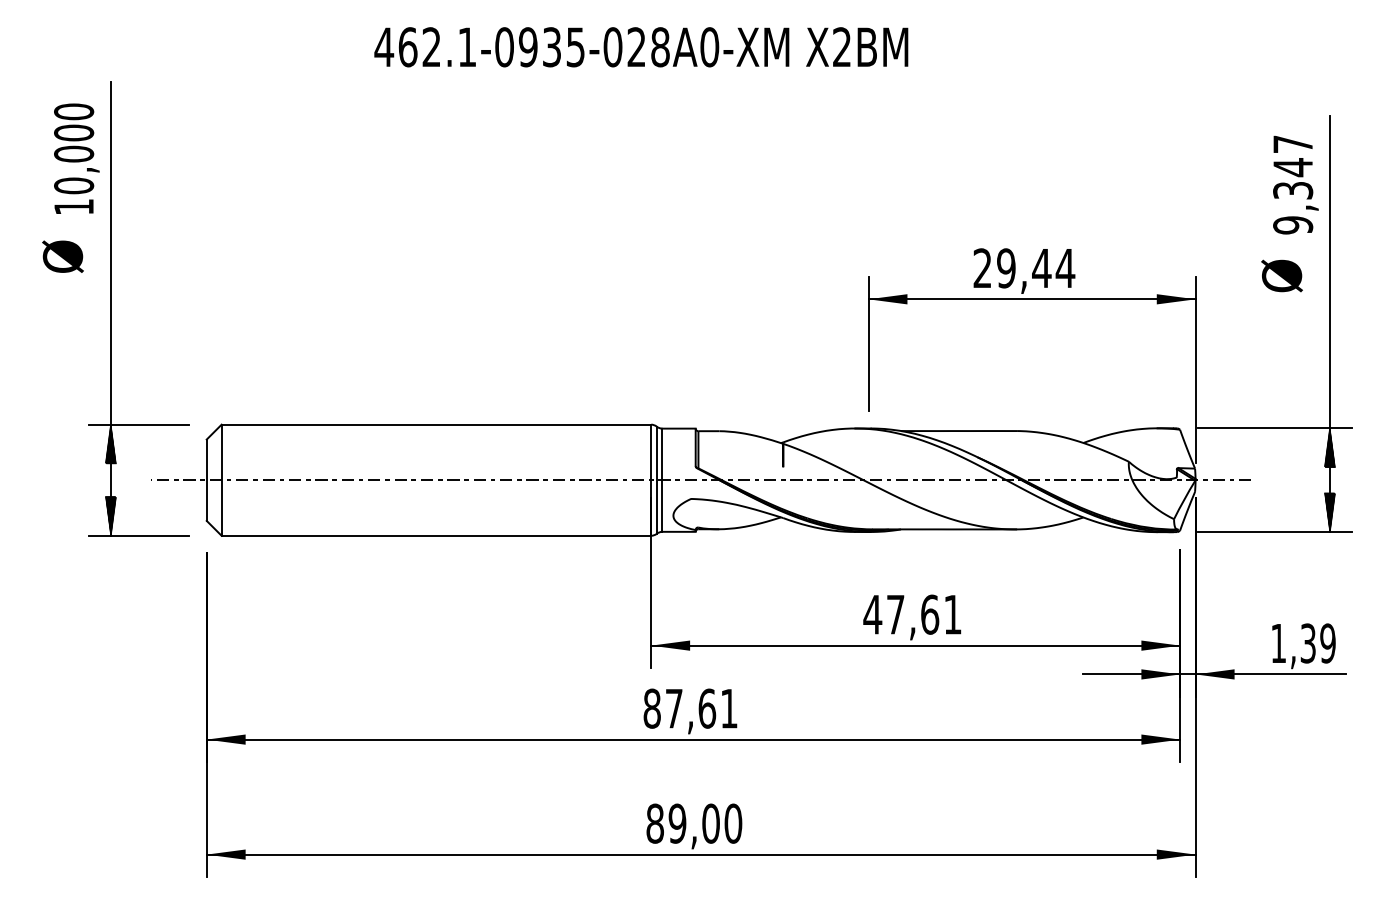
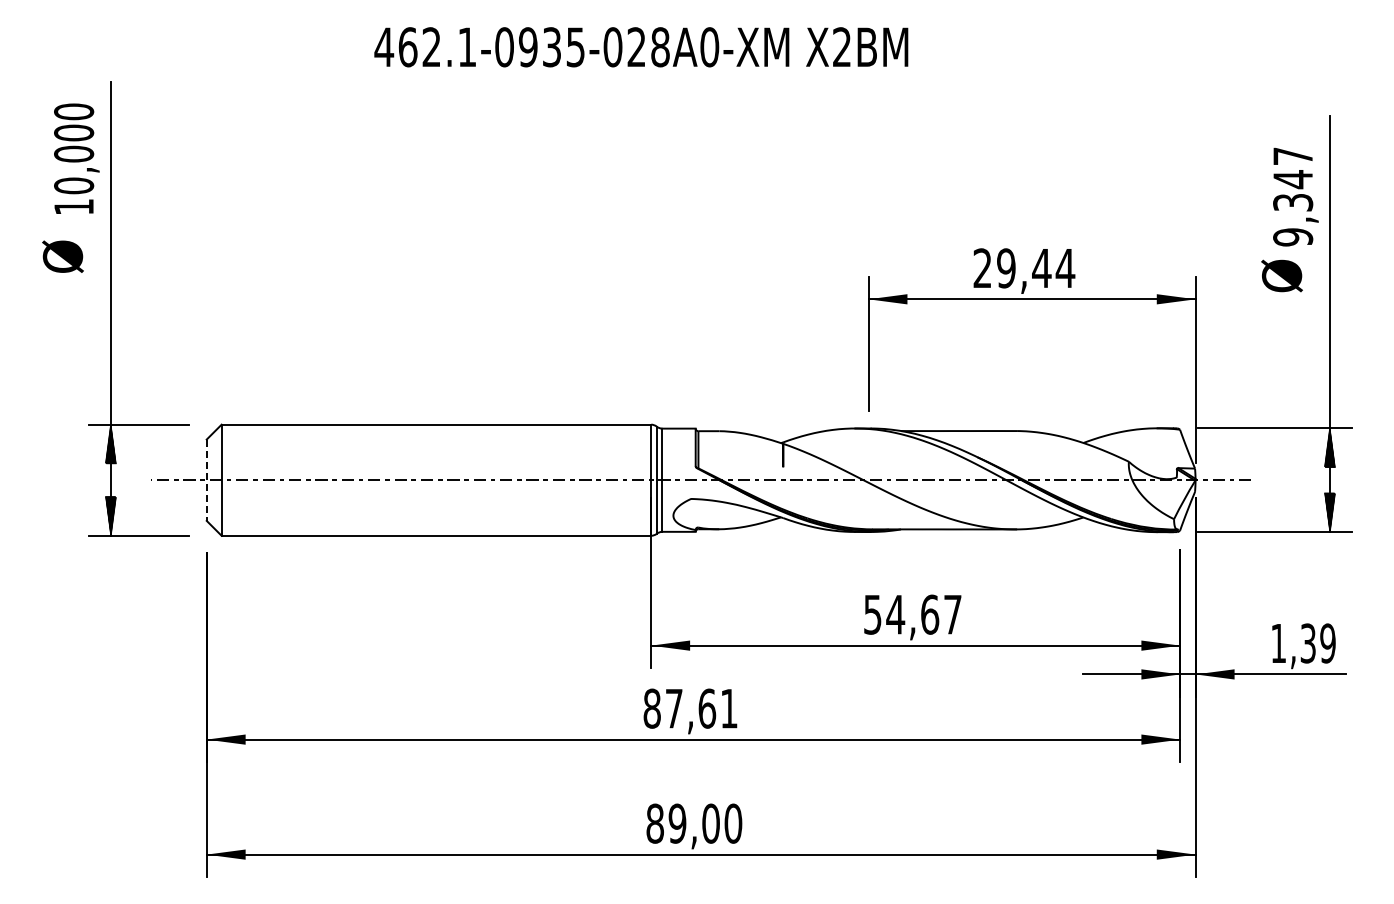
text position: (1295, 184) -> (1295, 196) (1295, 196)
line: solid -> dashed (206, 480)
text: 47,61 -> 54,67 (912, 614)
